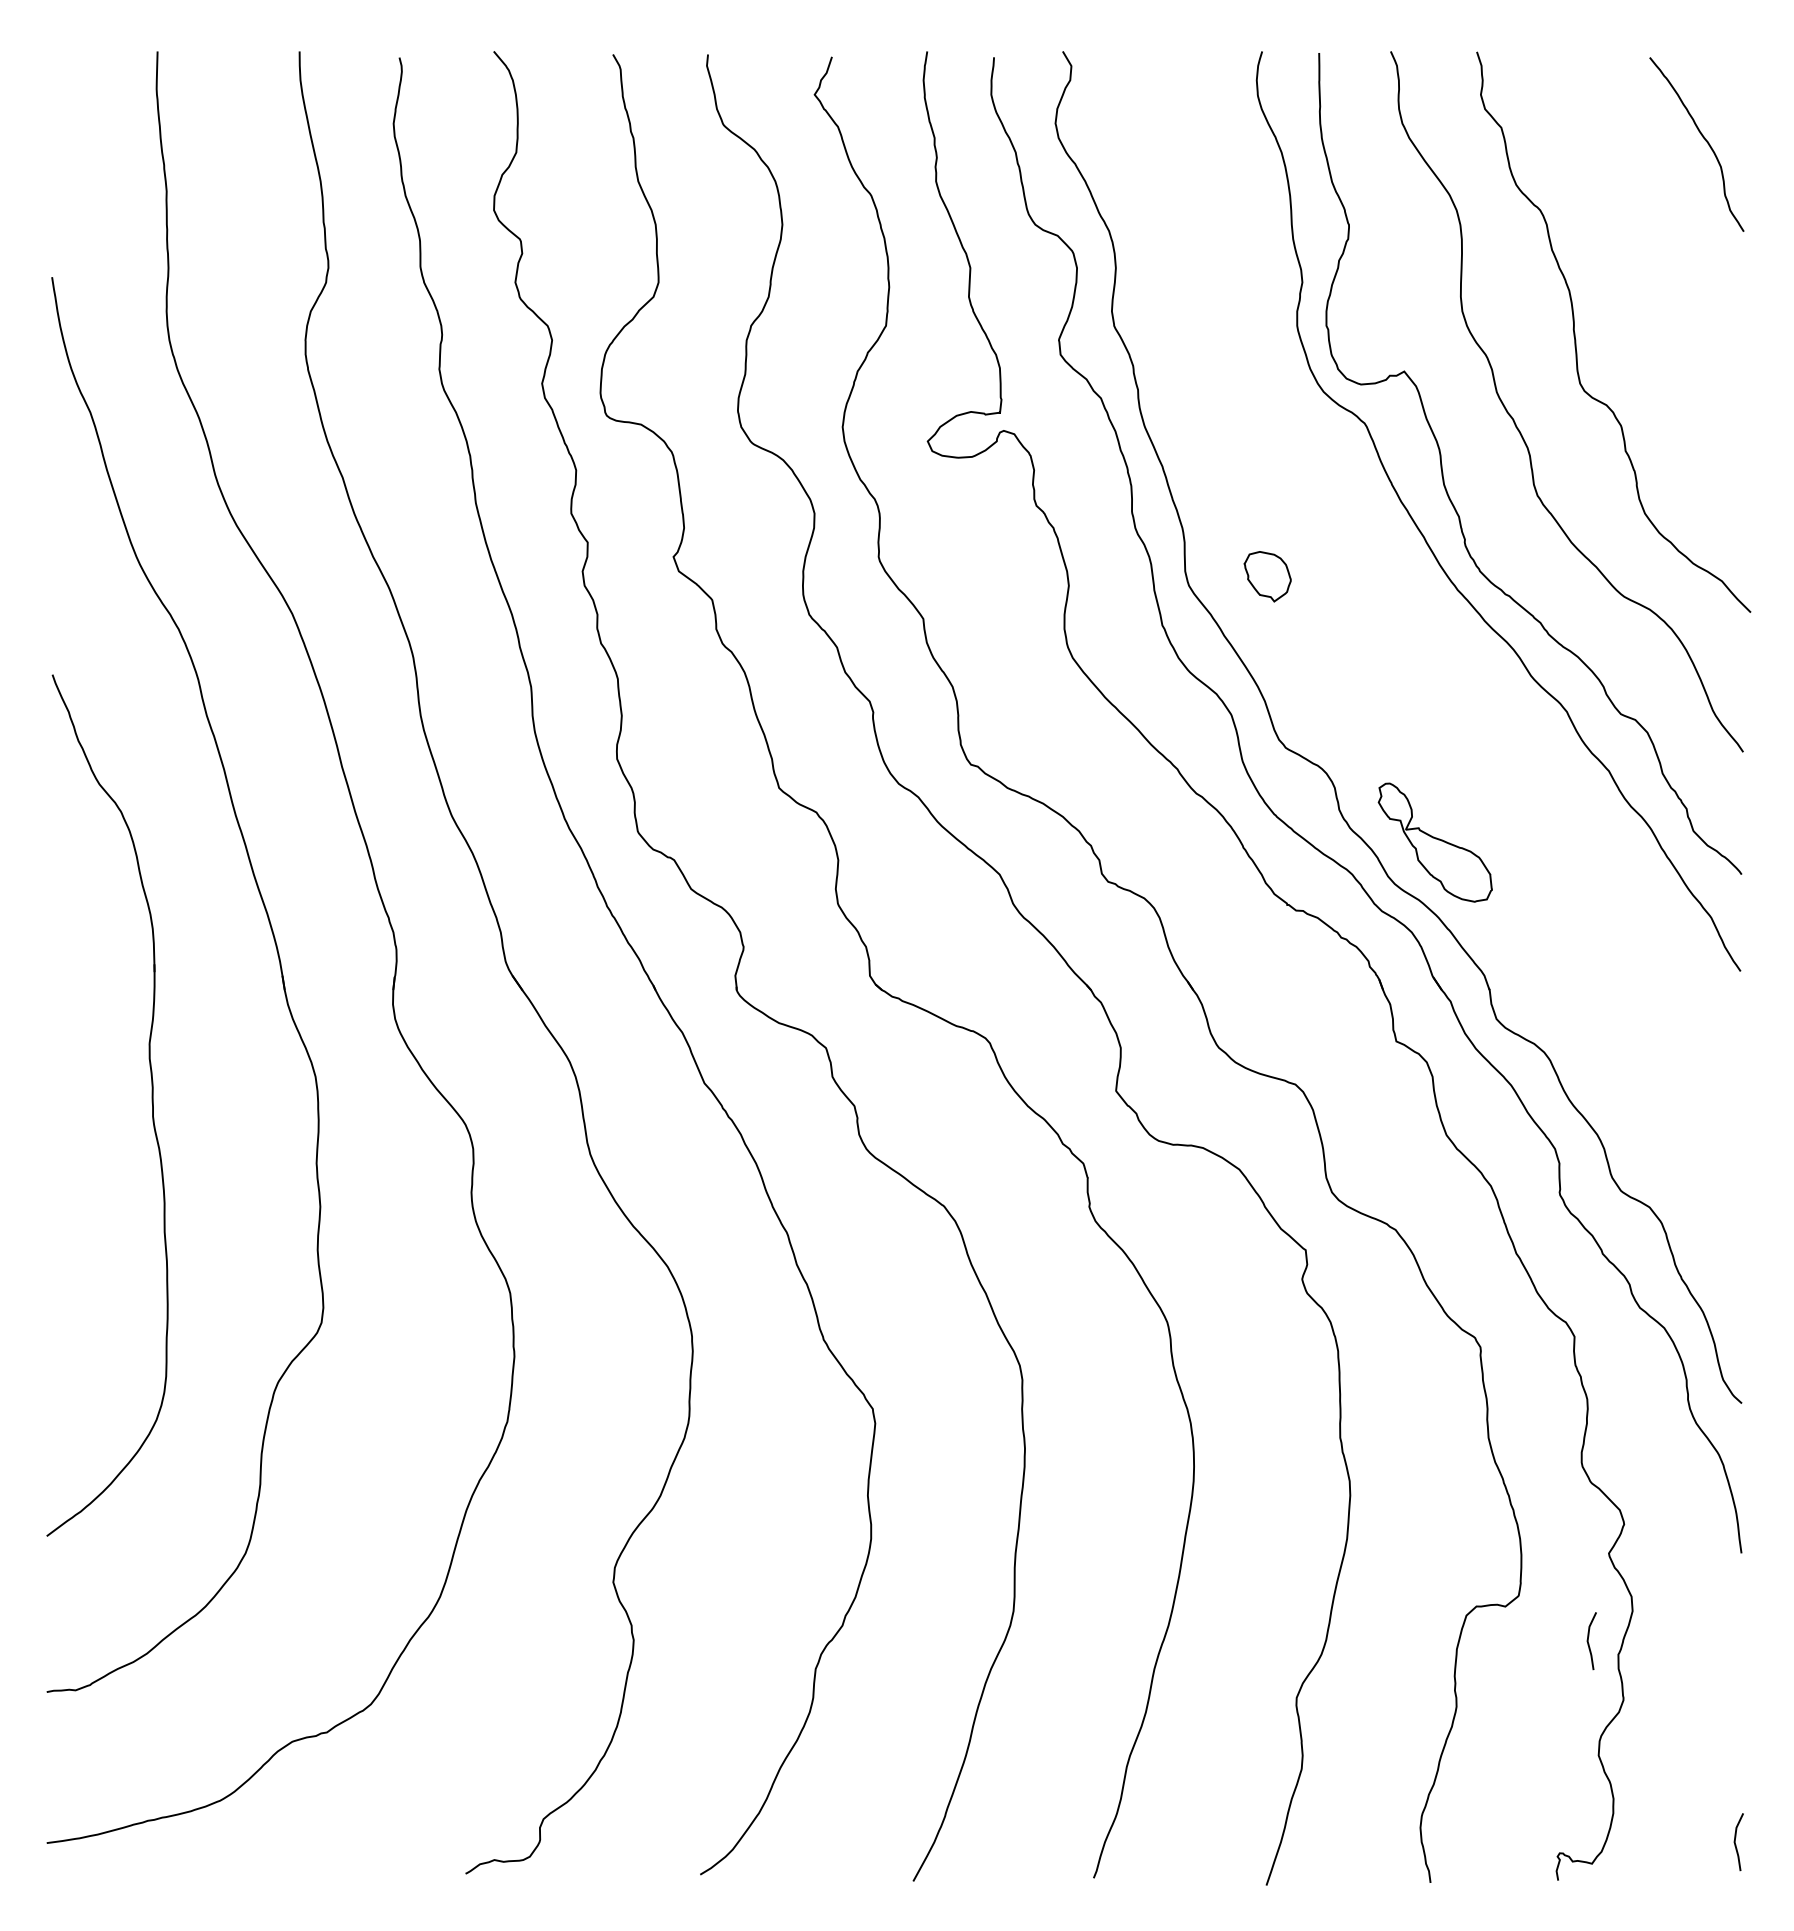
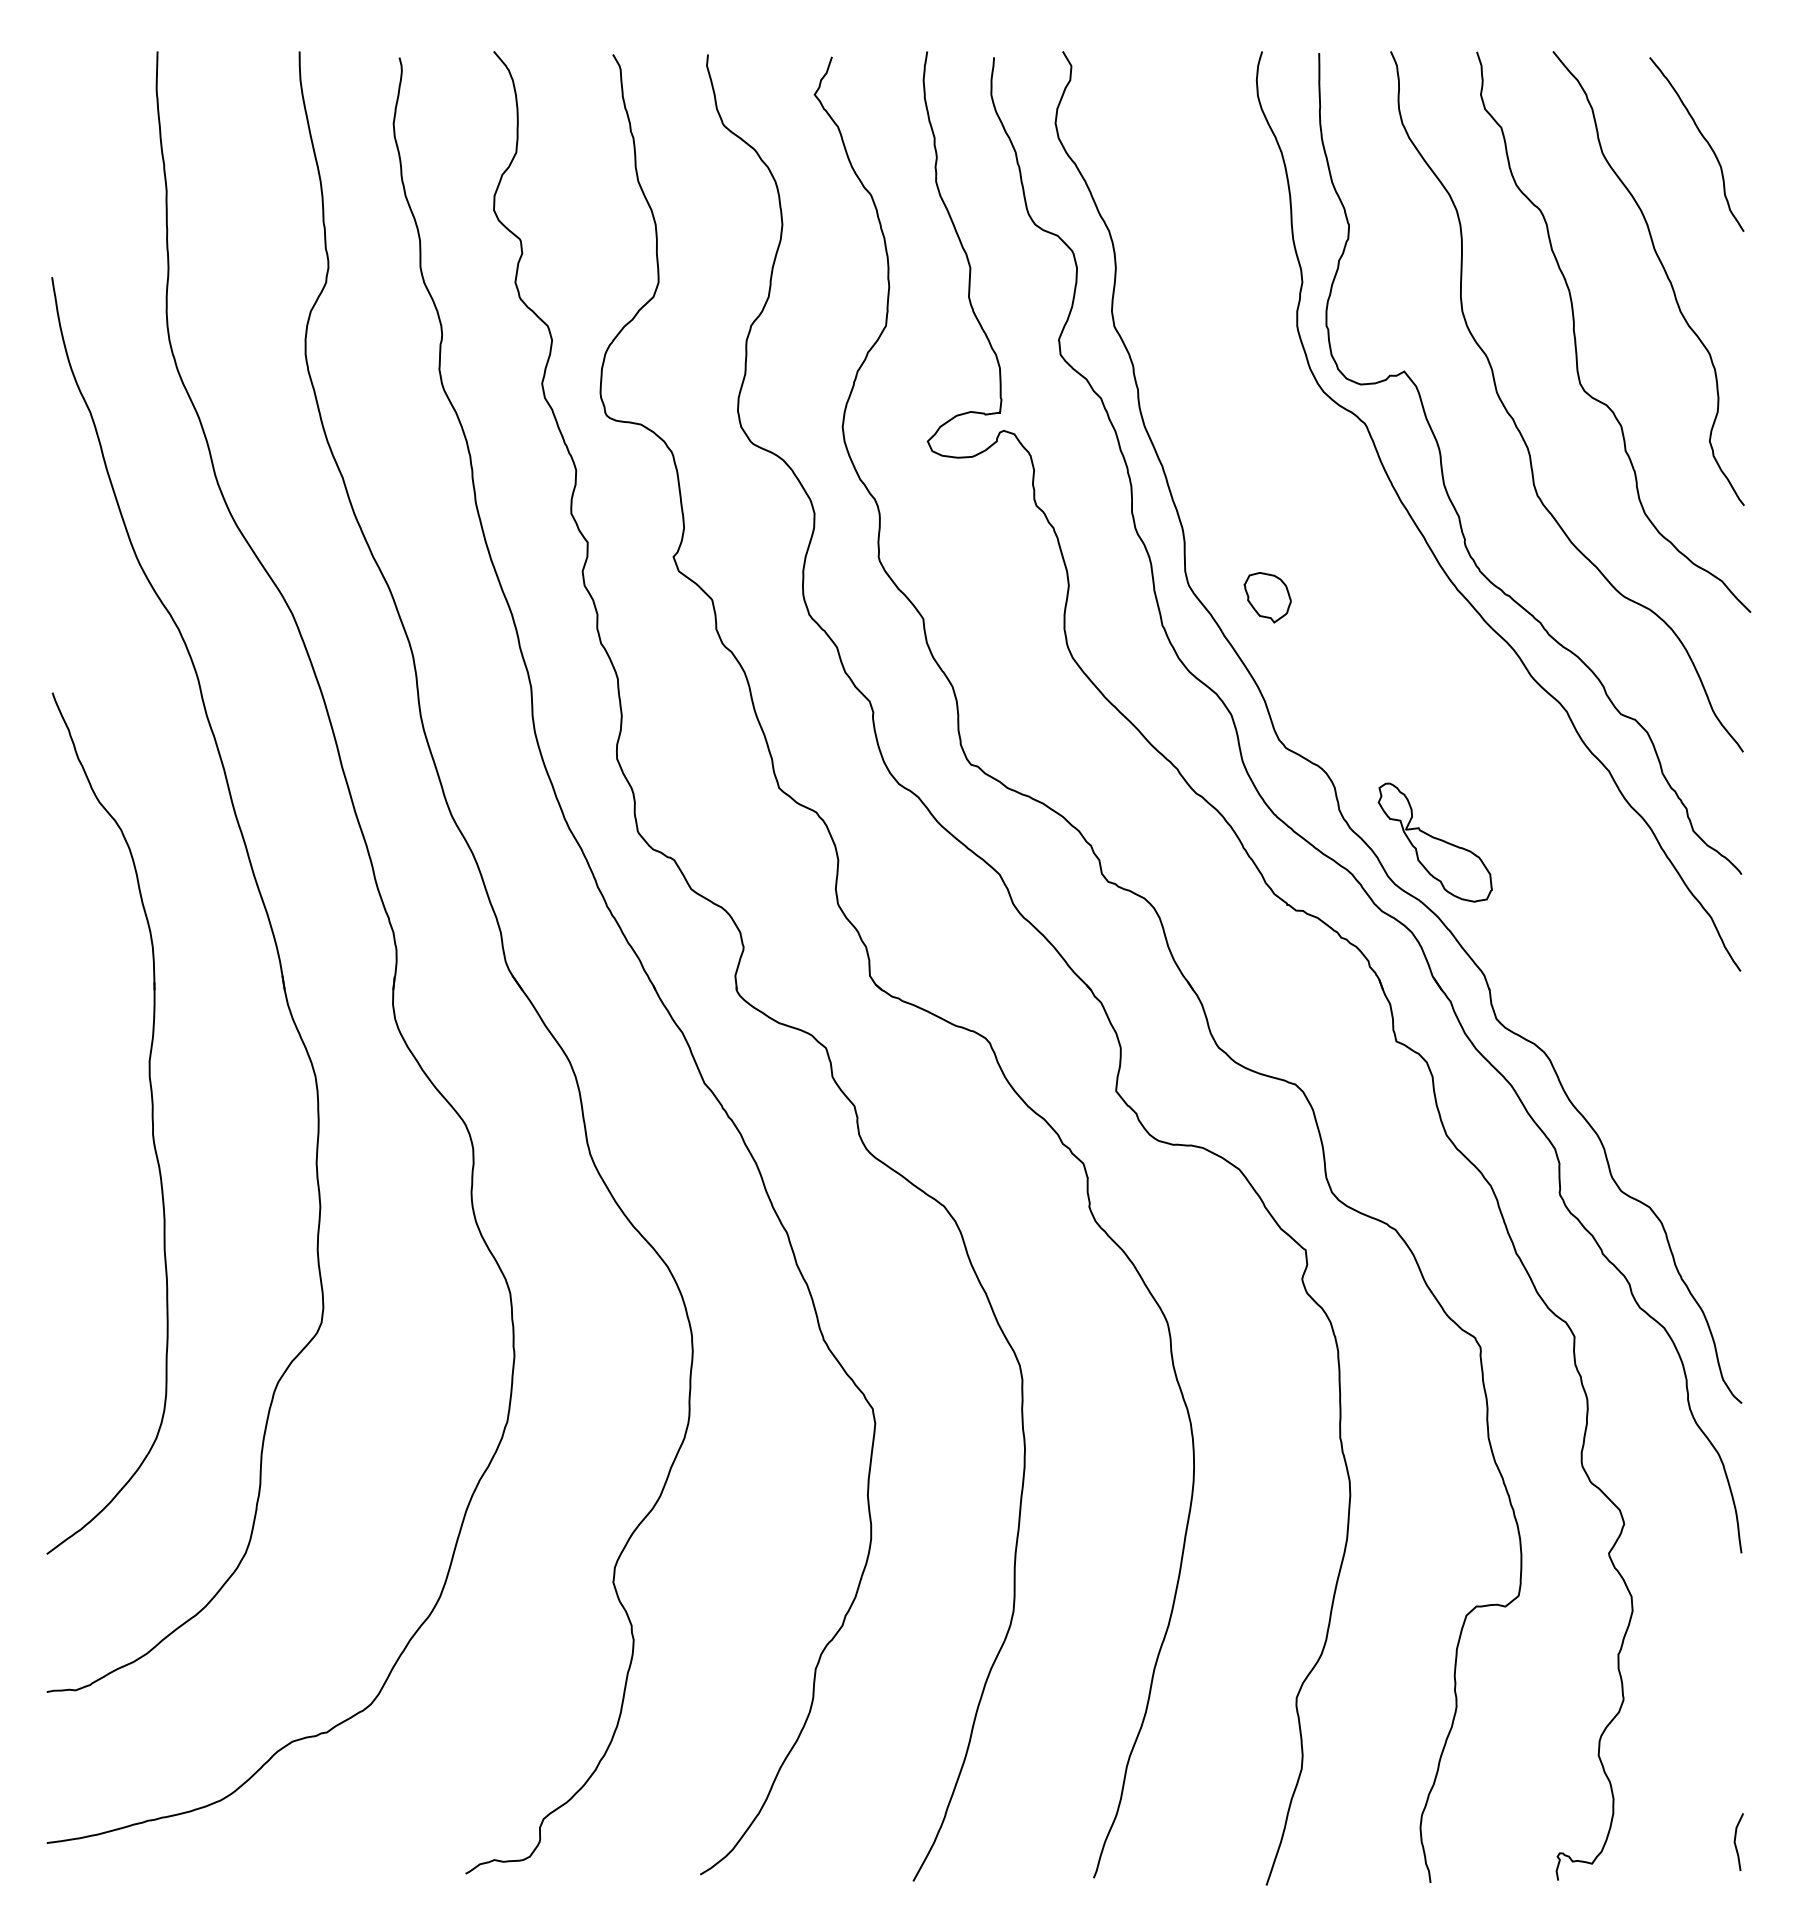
curve: none -> present (1663, 270)
part position: (1267, 576) -> (1267, 597) (1267, 597)
part position: (151, 1102) -> (151, 1120) (151, 1120)
curve: present -> none (1589, 1643)
